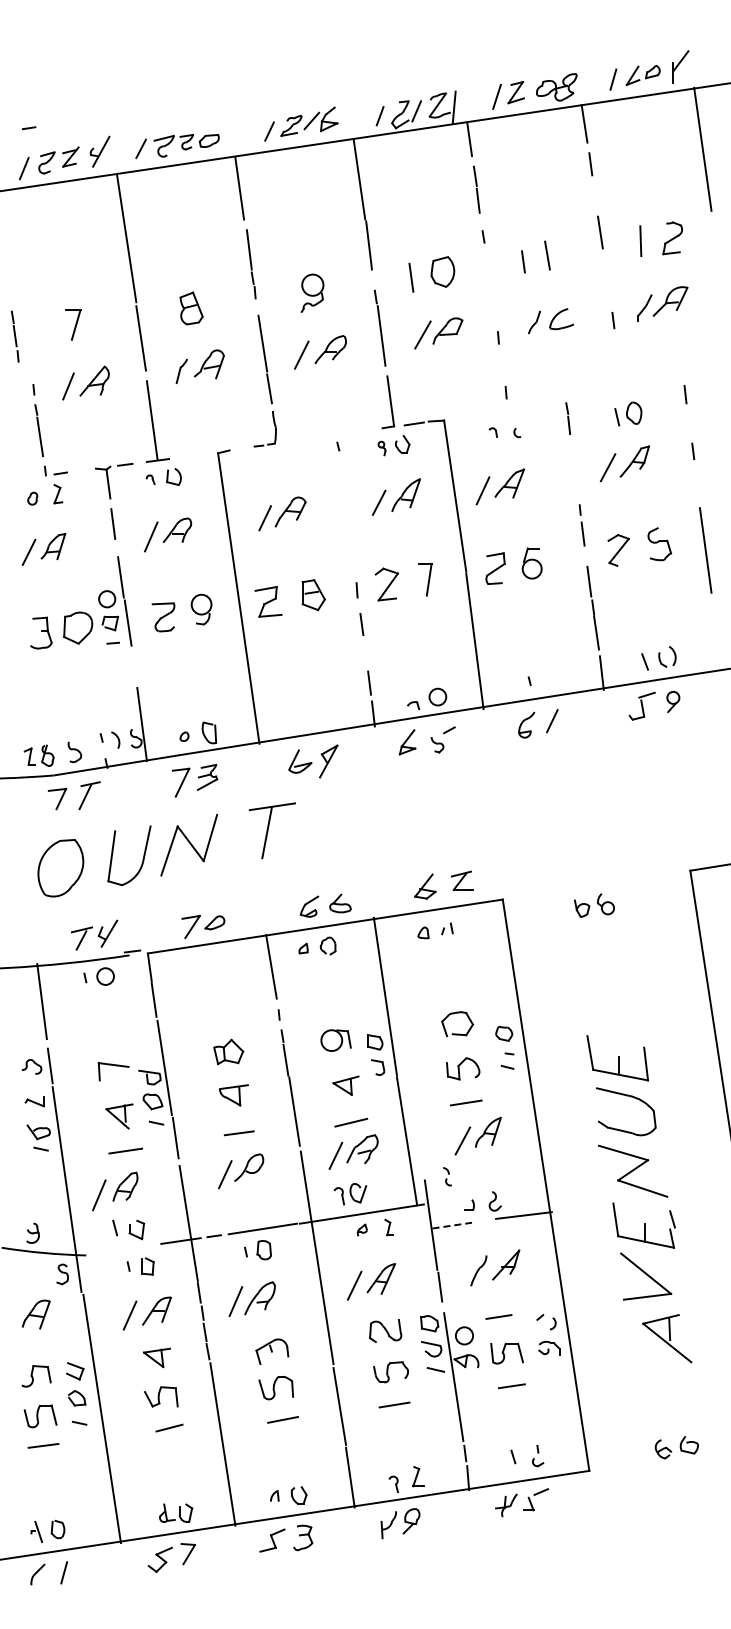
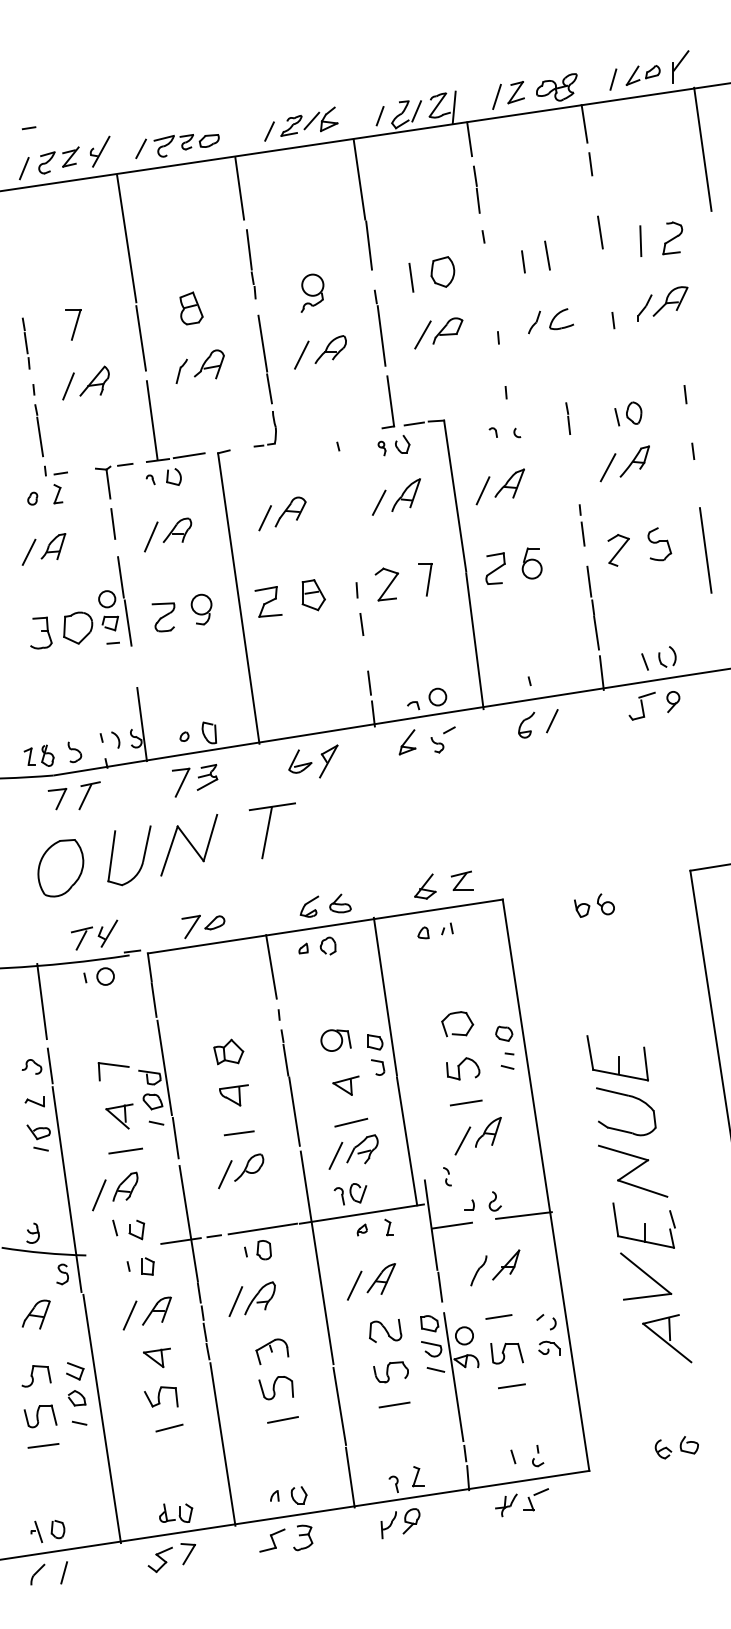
line position: (14, 336) -> (25, 343) (25, 343)
line: none -> present (188, 455)
line: dashed -> solid (452, 1225)
